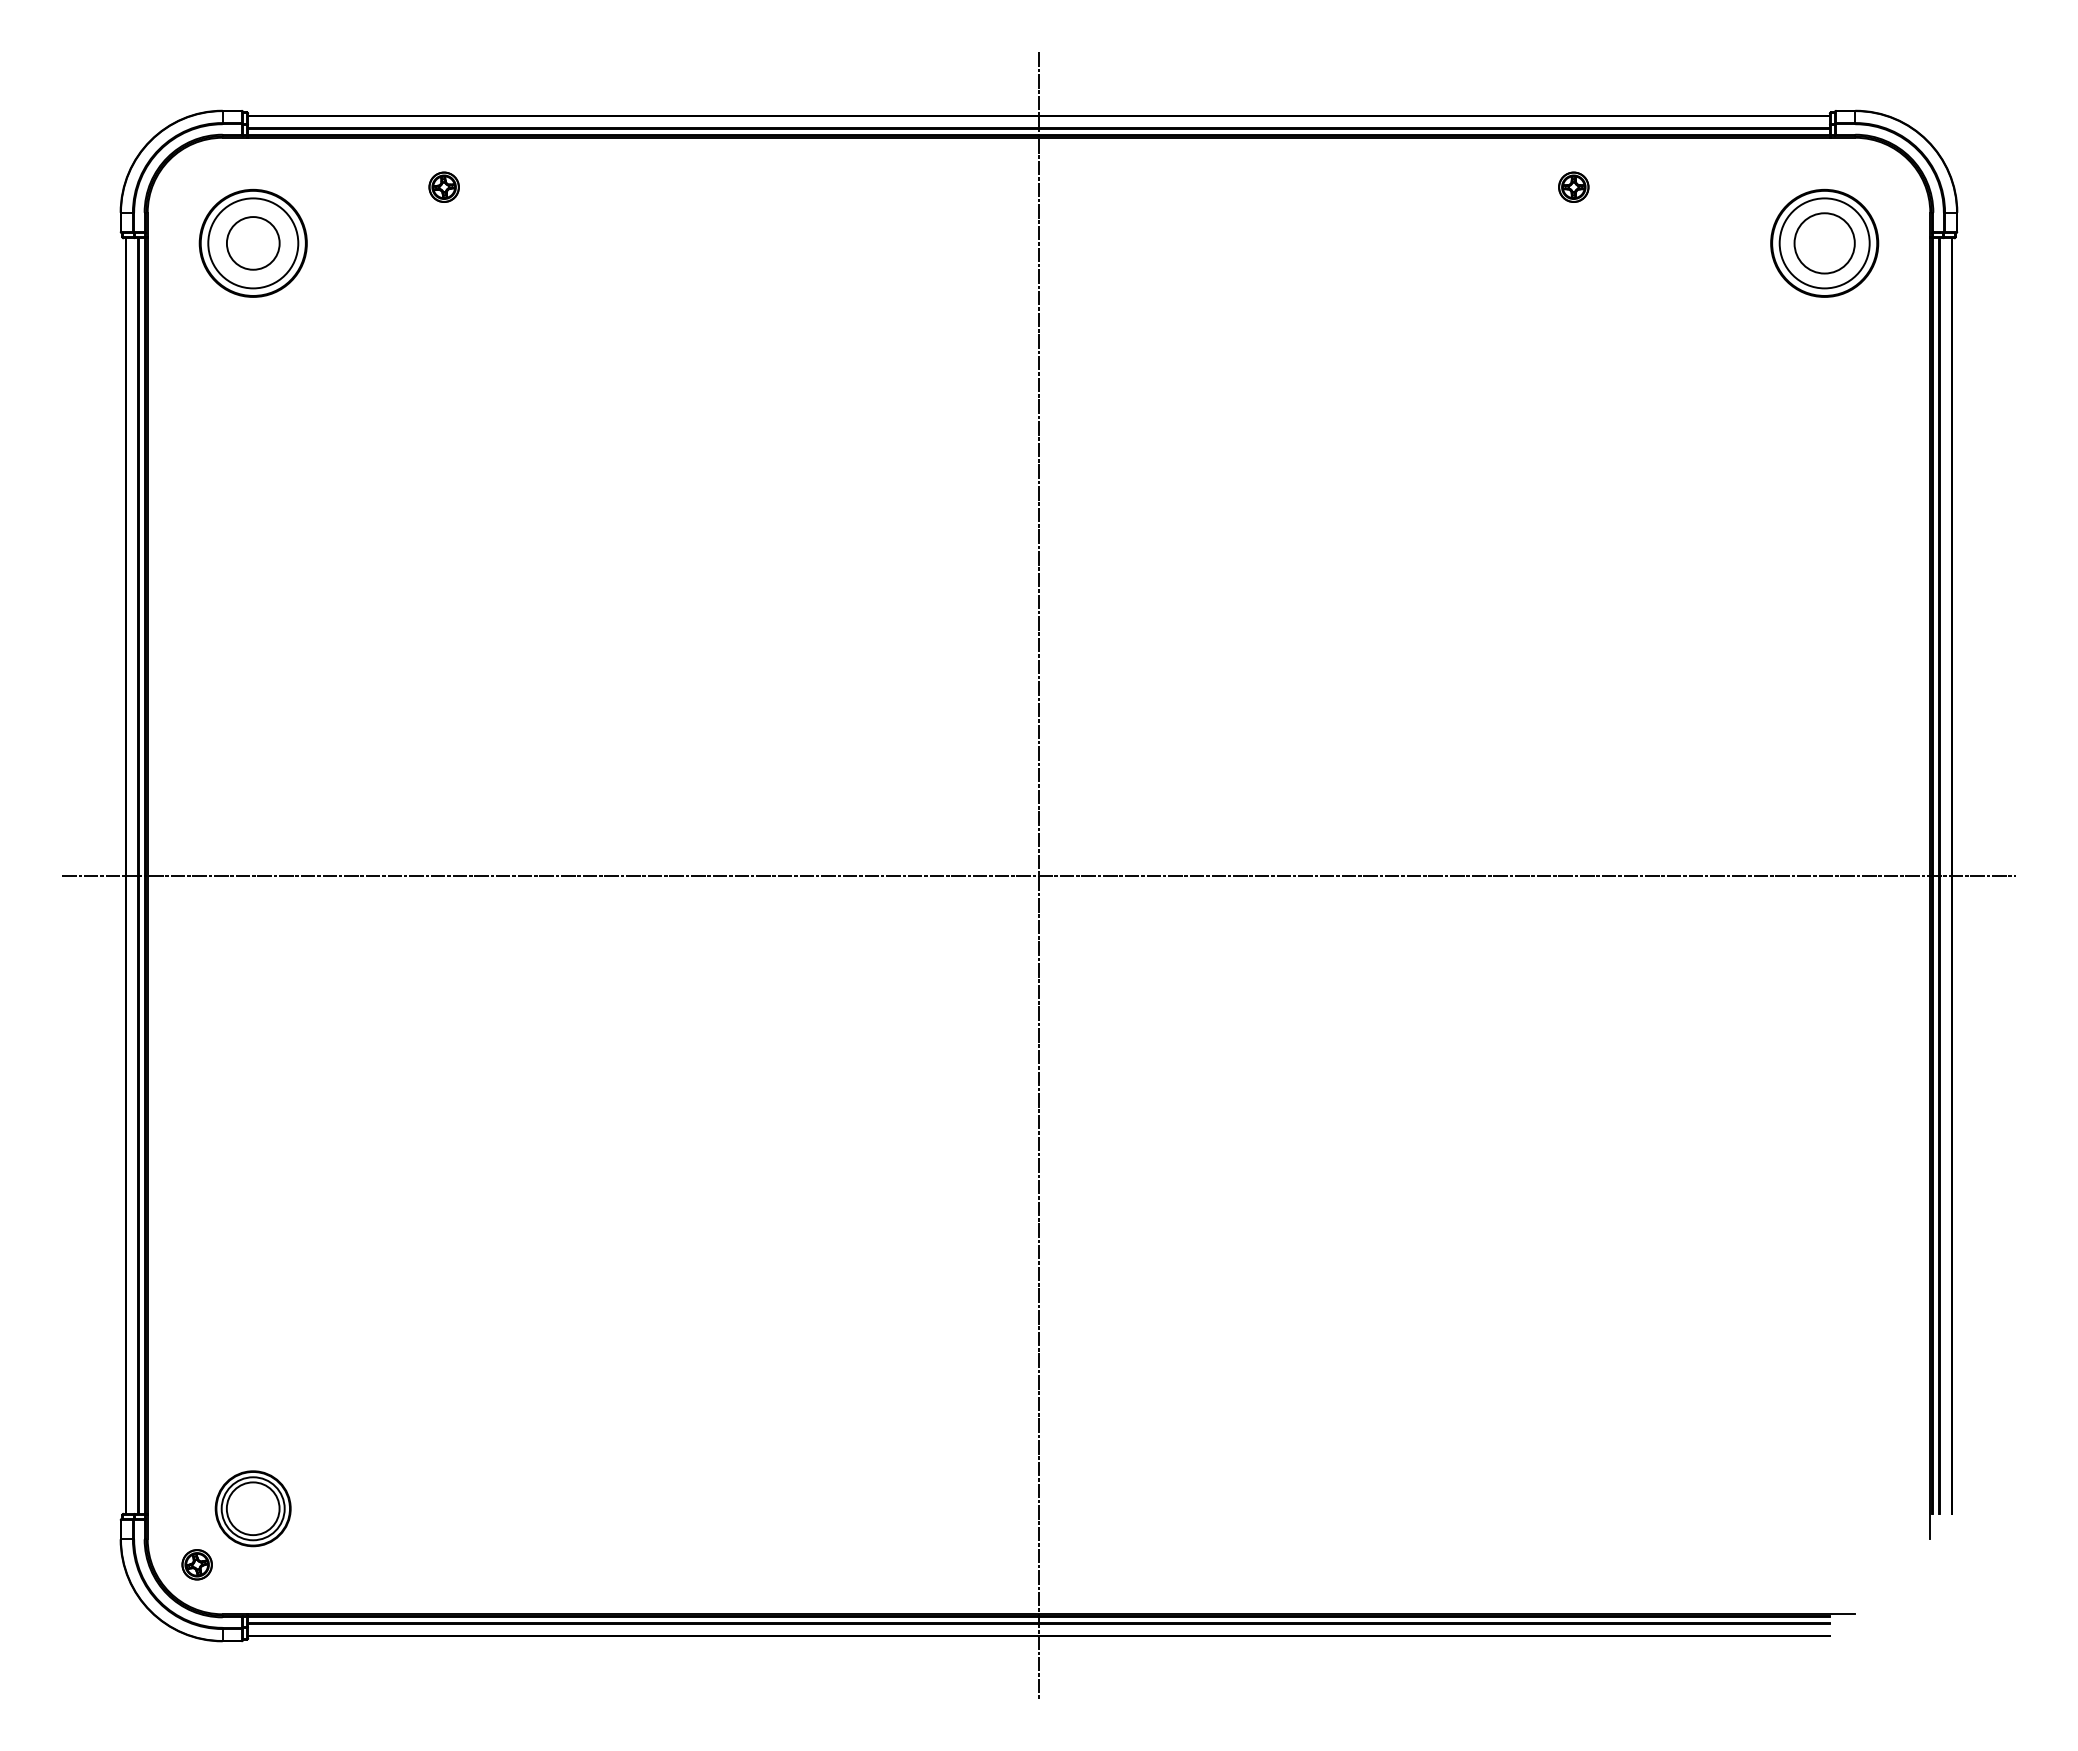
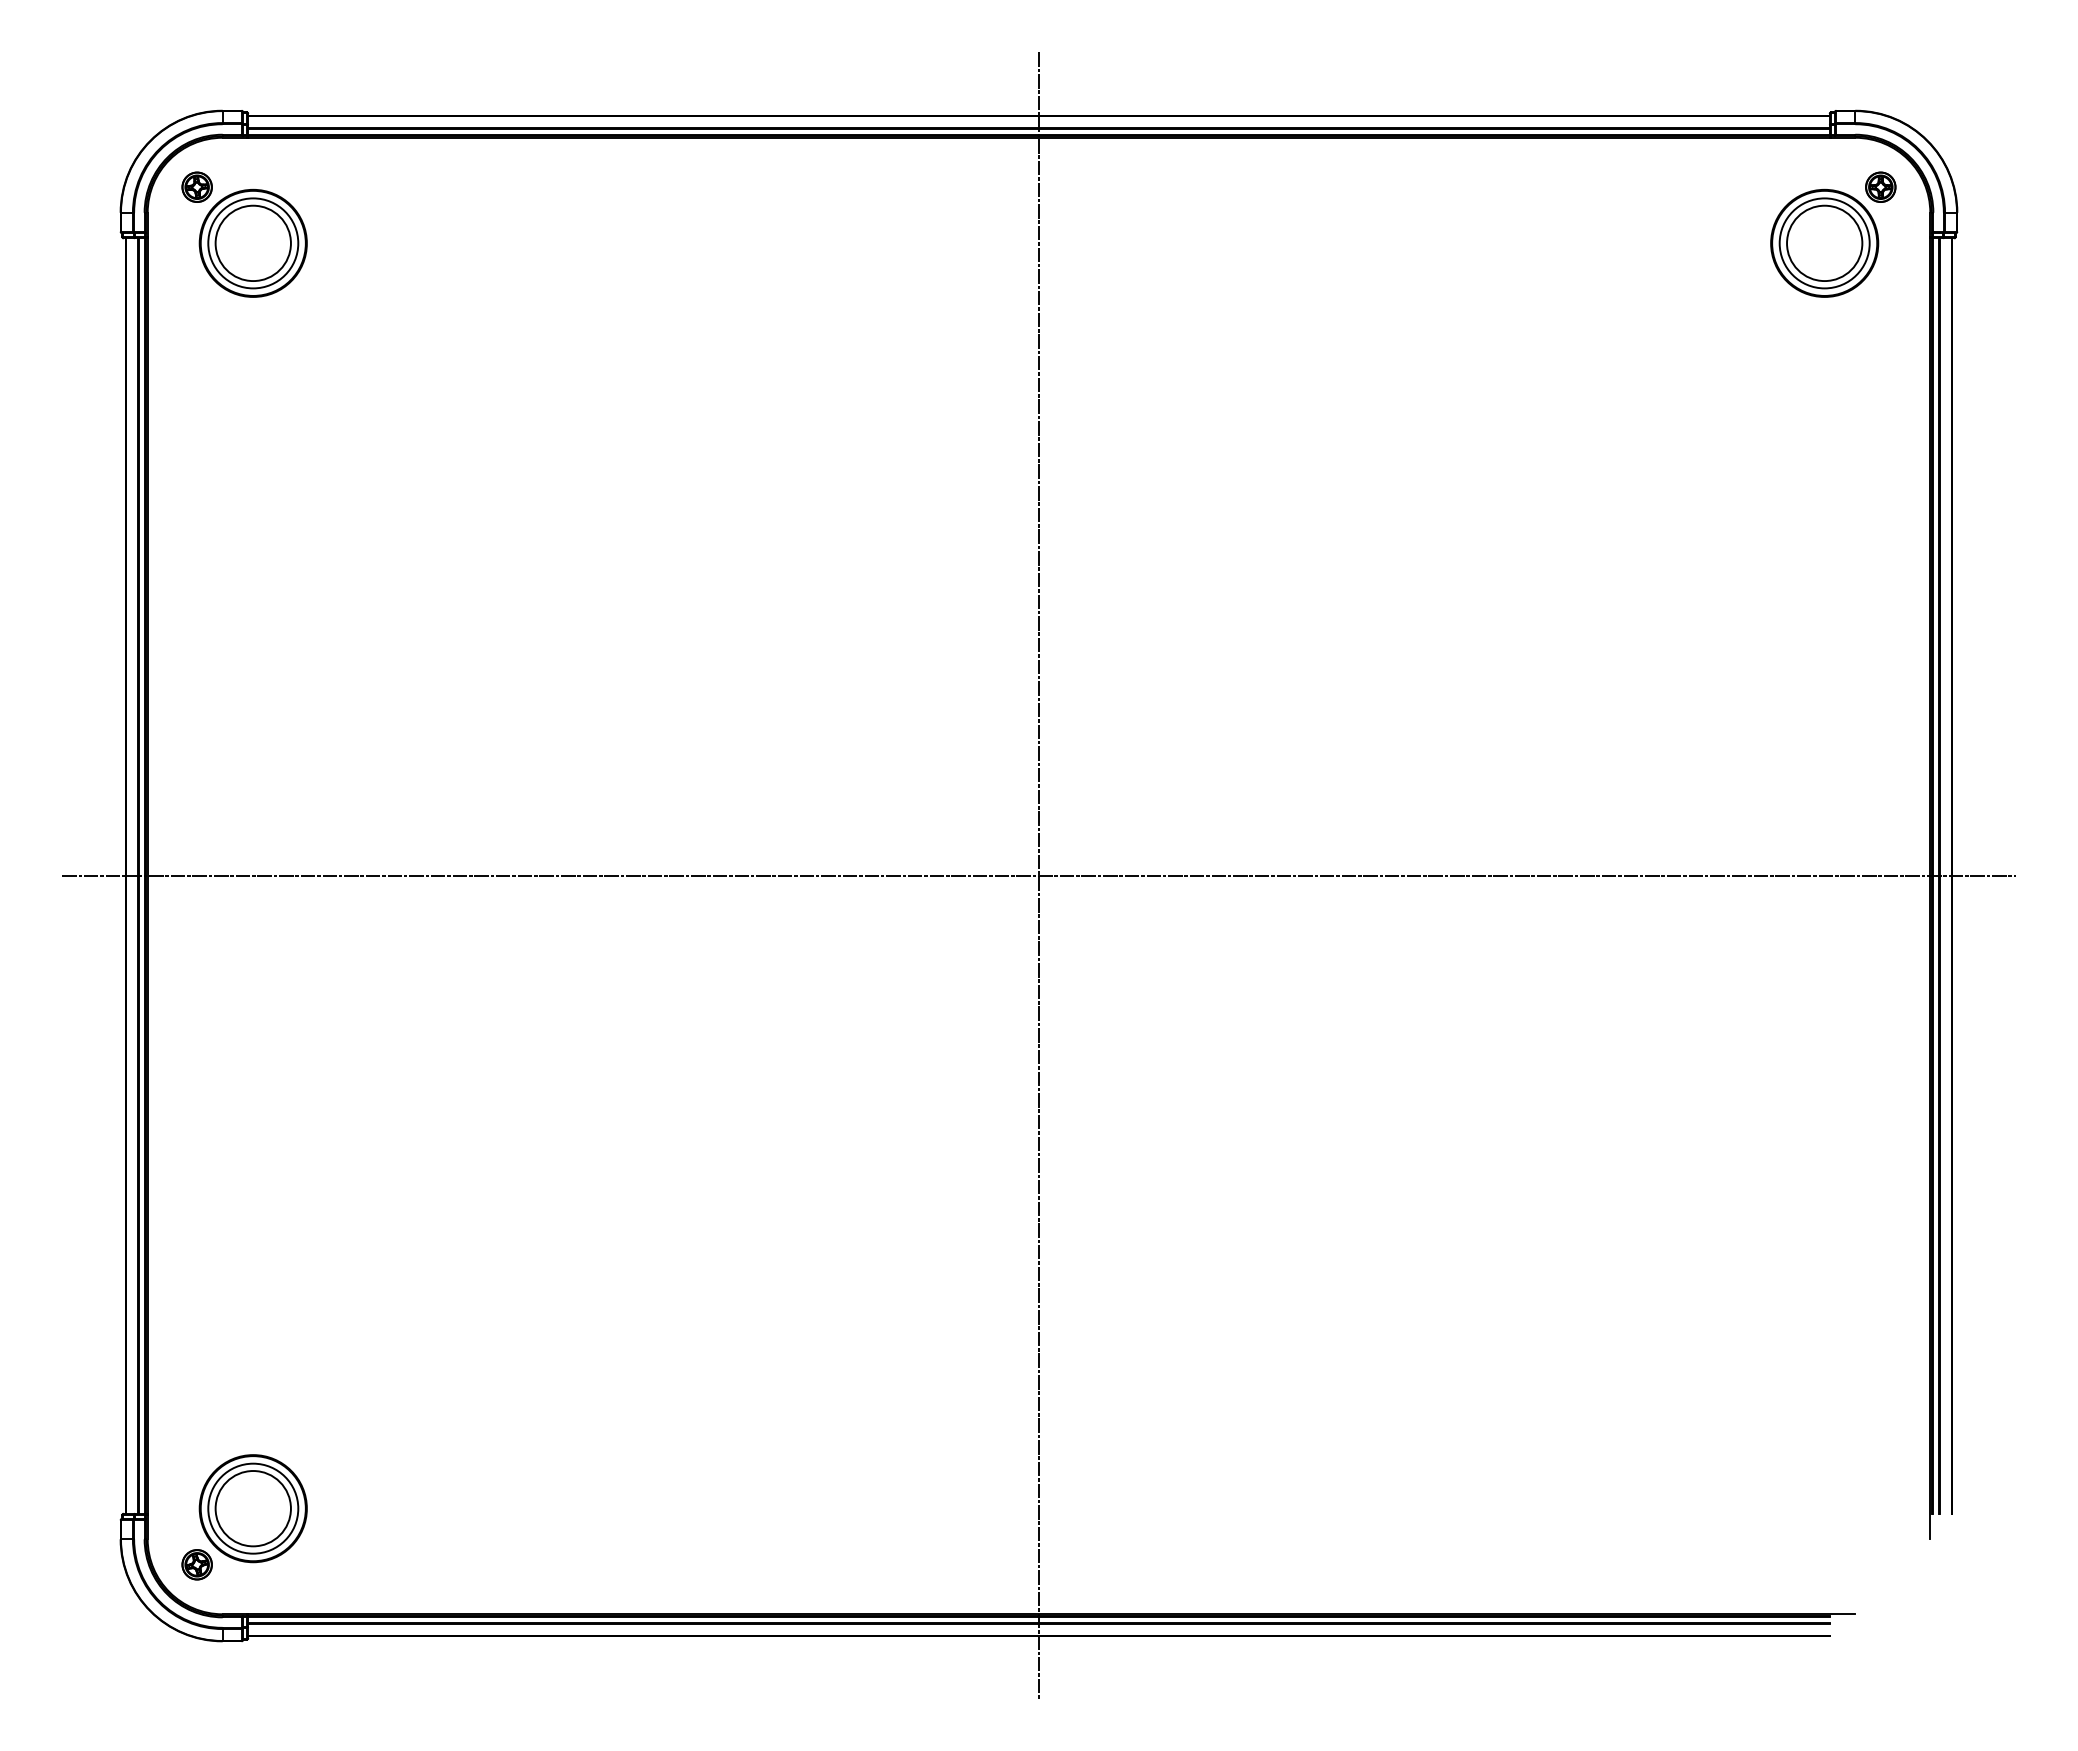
part position: (443, 186) -> (196, 186) (196, 186)
part position: (1573, 186) -> (1880, 186) (1880, 186)
circle diameter: 53 px -> 75 px (252, 243)
circle diameter: 60 px -> 75 px (1824, 243)
part size: 78x78 px -> 110x110 px (252, 1508)
